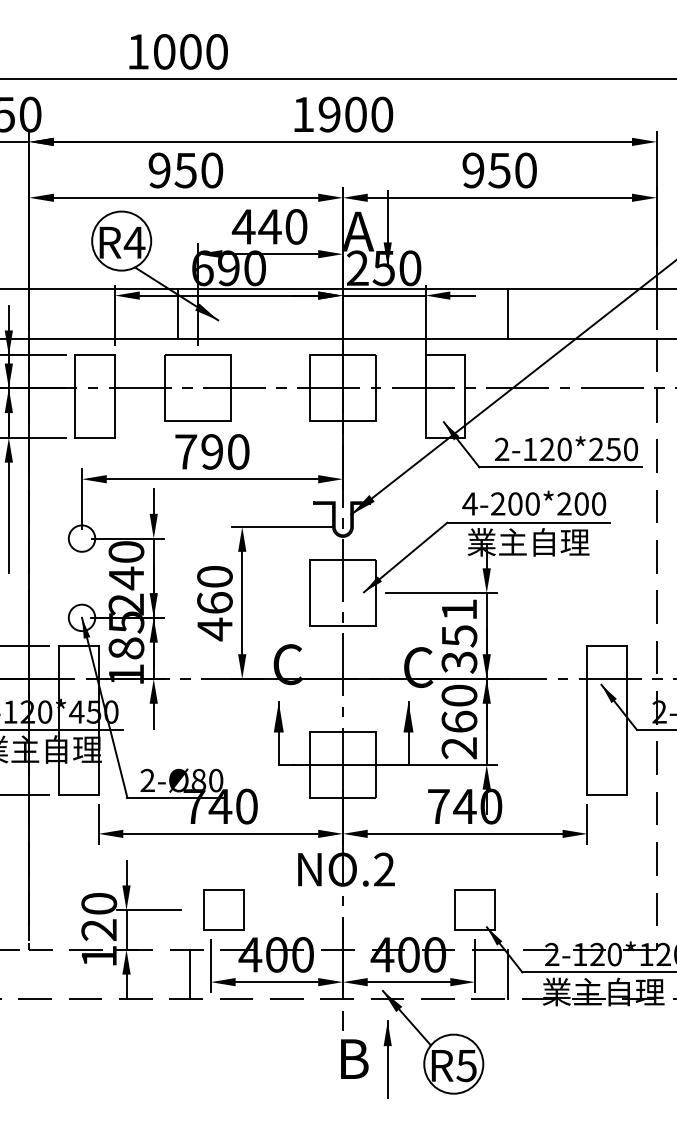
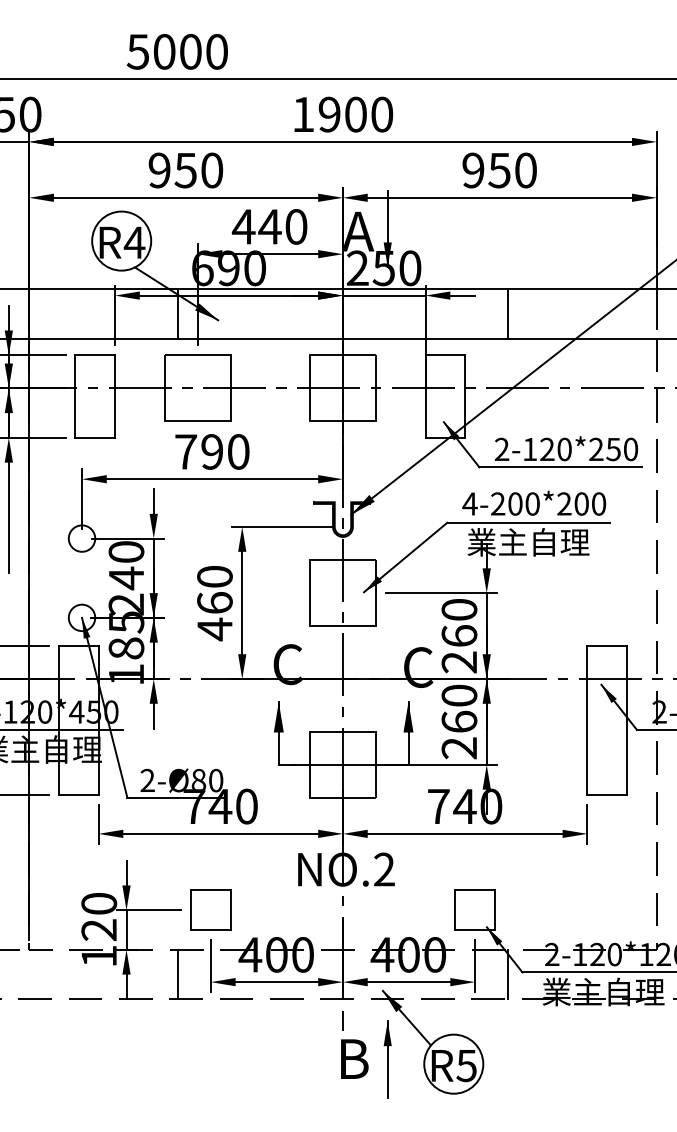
text: 1000 -> 5000 (137, 51)
text: 351 -> 260 (459, 636)
part position: (223, 909) -> (210, 909) (210, 909)
line position: (189, 974) -> (177, 974) (177, 974)
